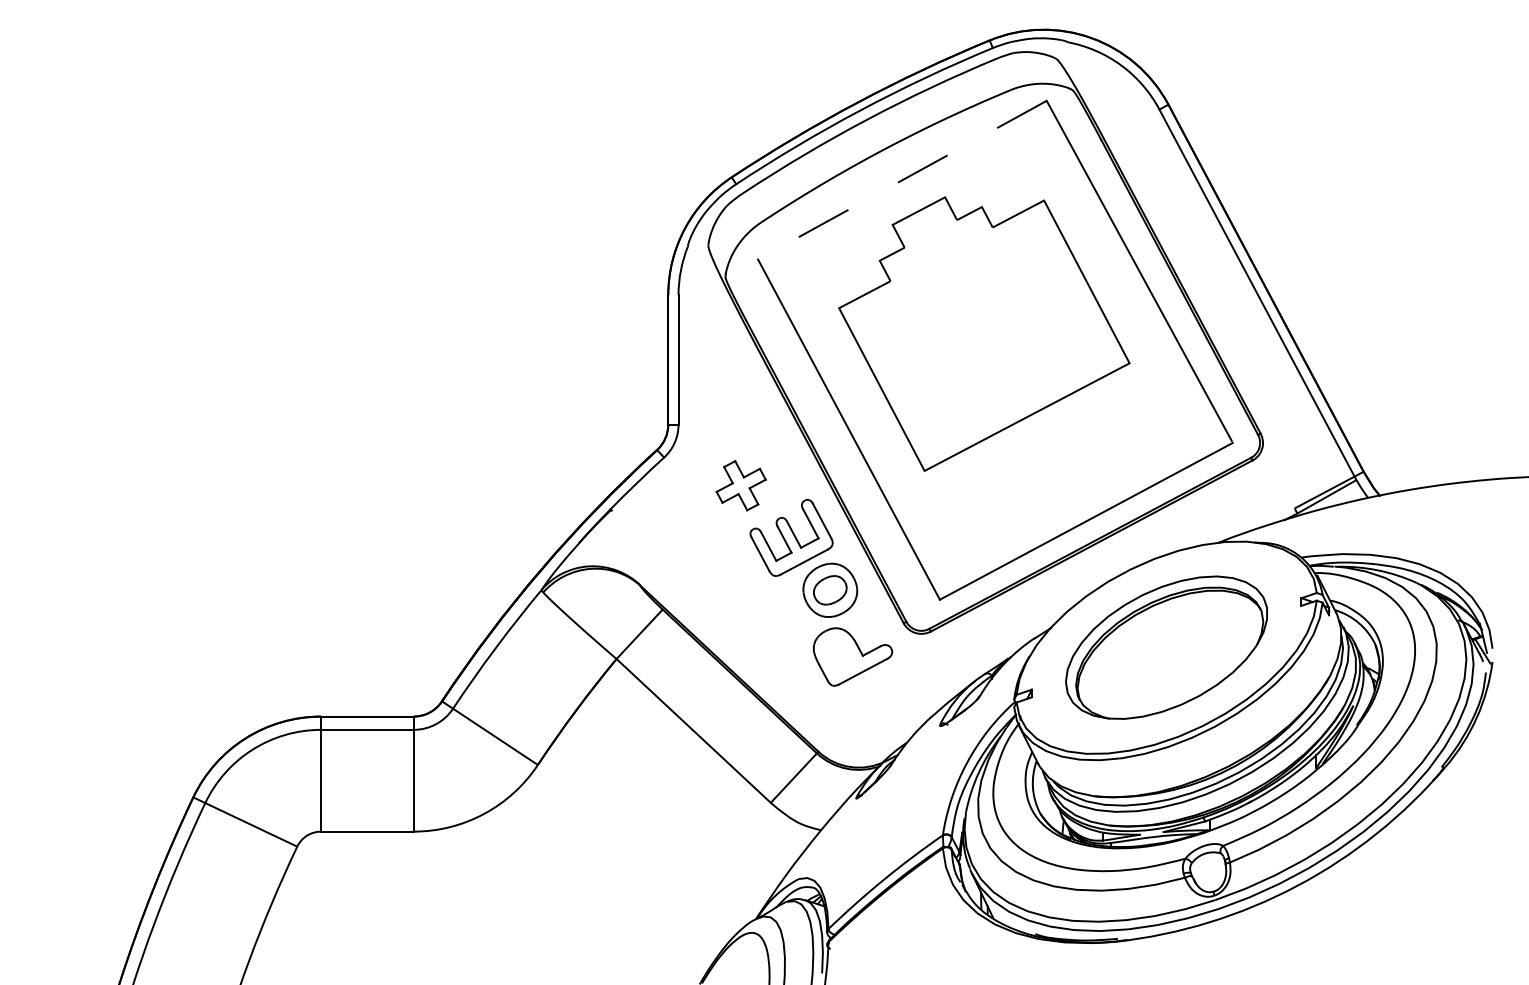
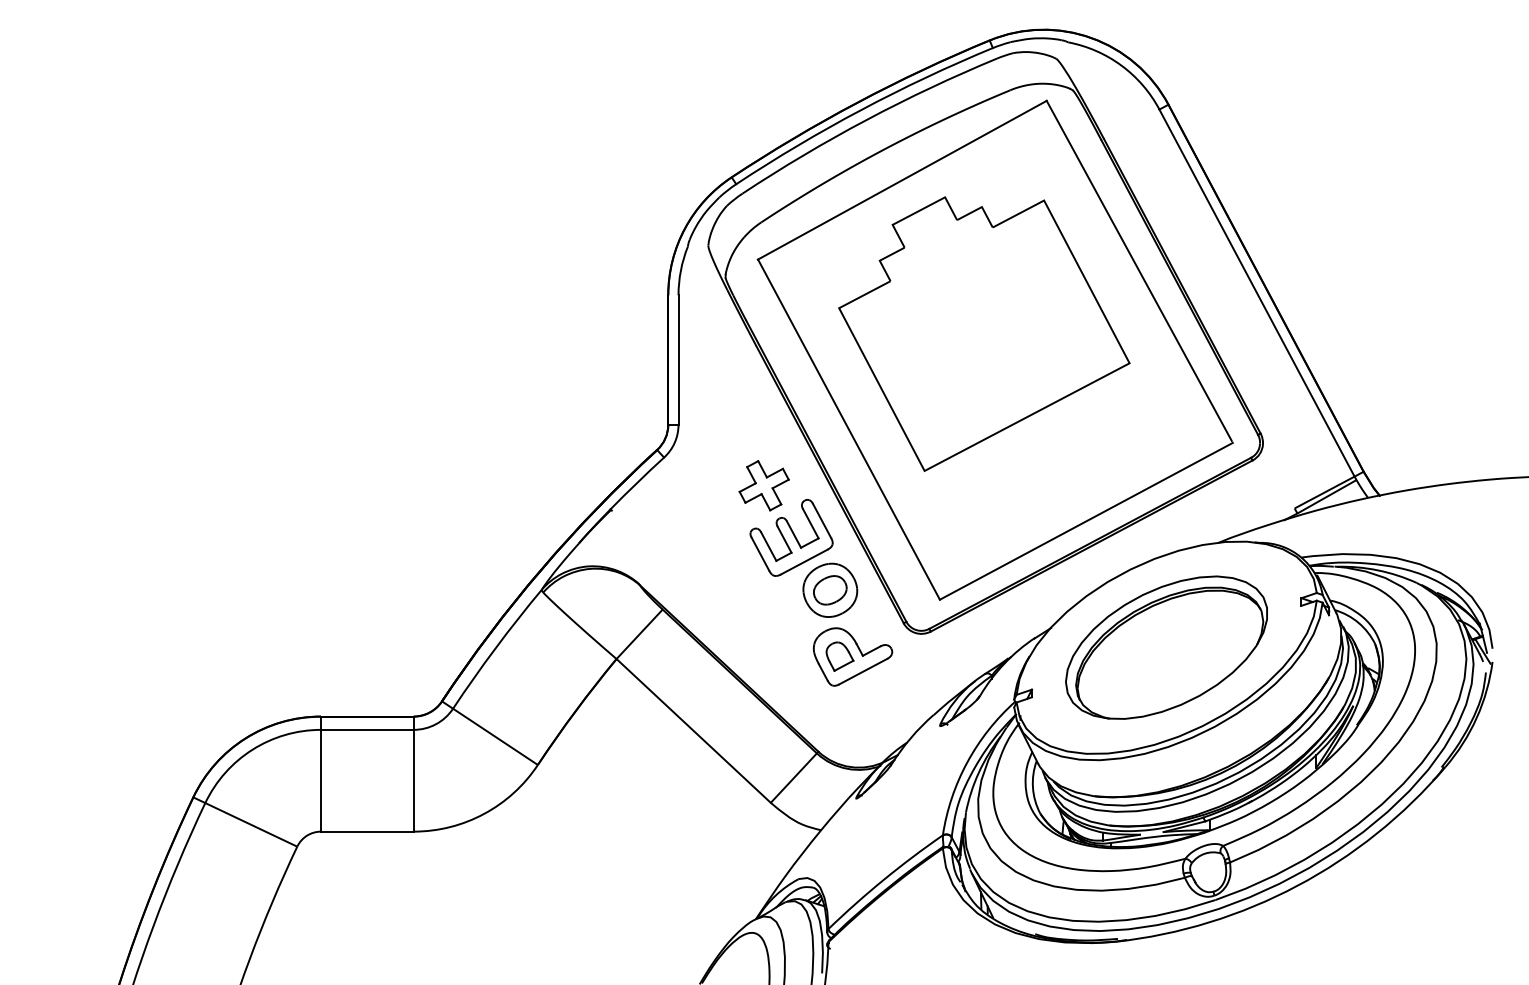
line: dashed -> solid (902, 180)
part position: (740, 485) -> (763, 485) (763, 485)
part: none -> present (839, 656)
